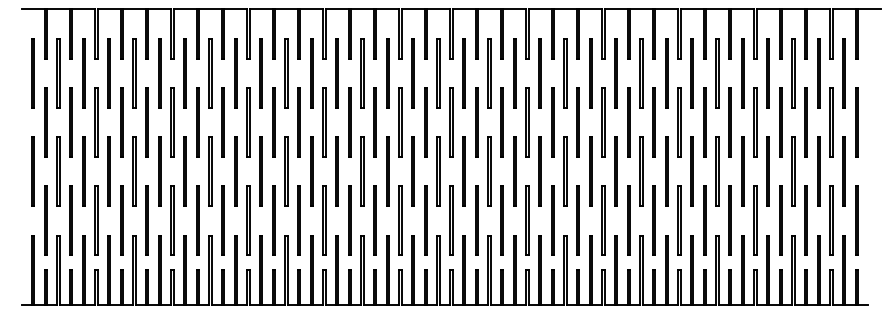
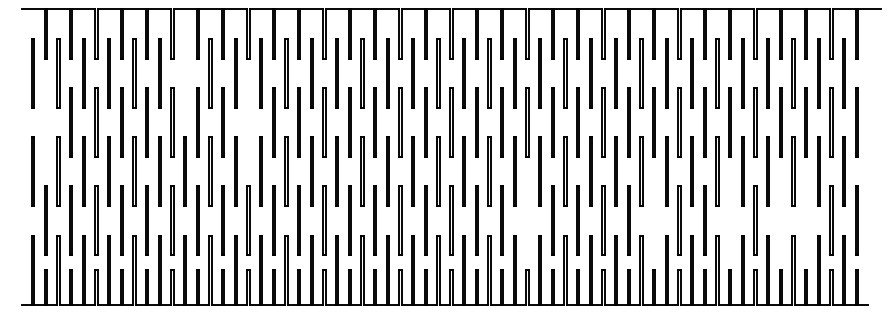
line: present -> none (184, 73)
line: present -> none (45, 122)
line: present -> none (247, 122)
line: present -> none (526, 220)
line: present -> none (653, 220)
line: present -> none (729, 220)
line: present -> none (780, 220)
line: present -> none (805, 220)
